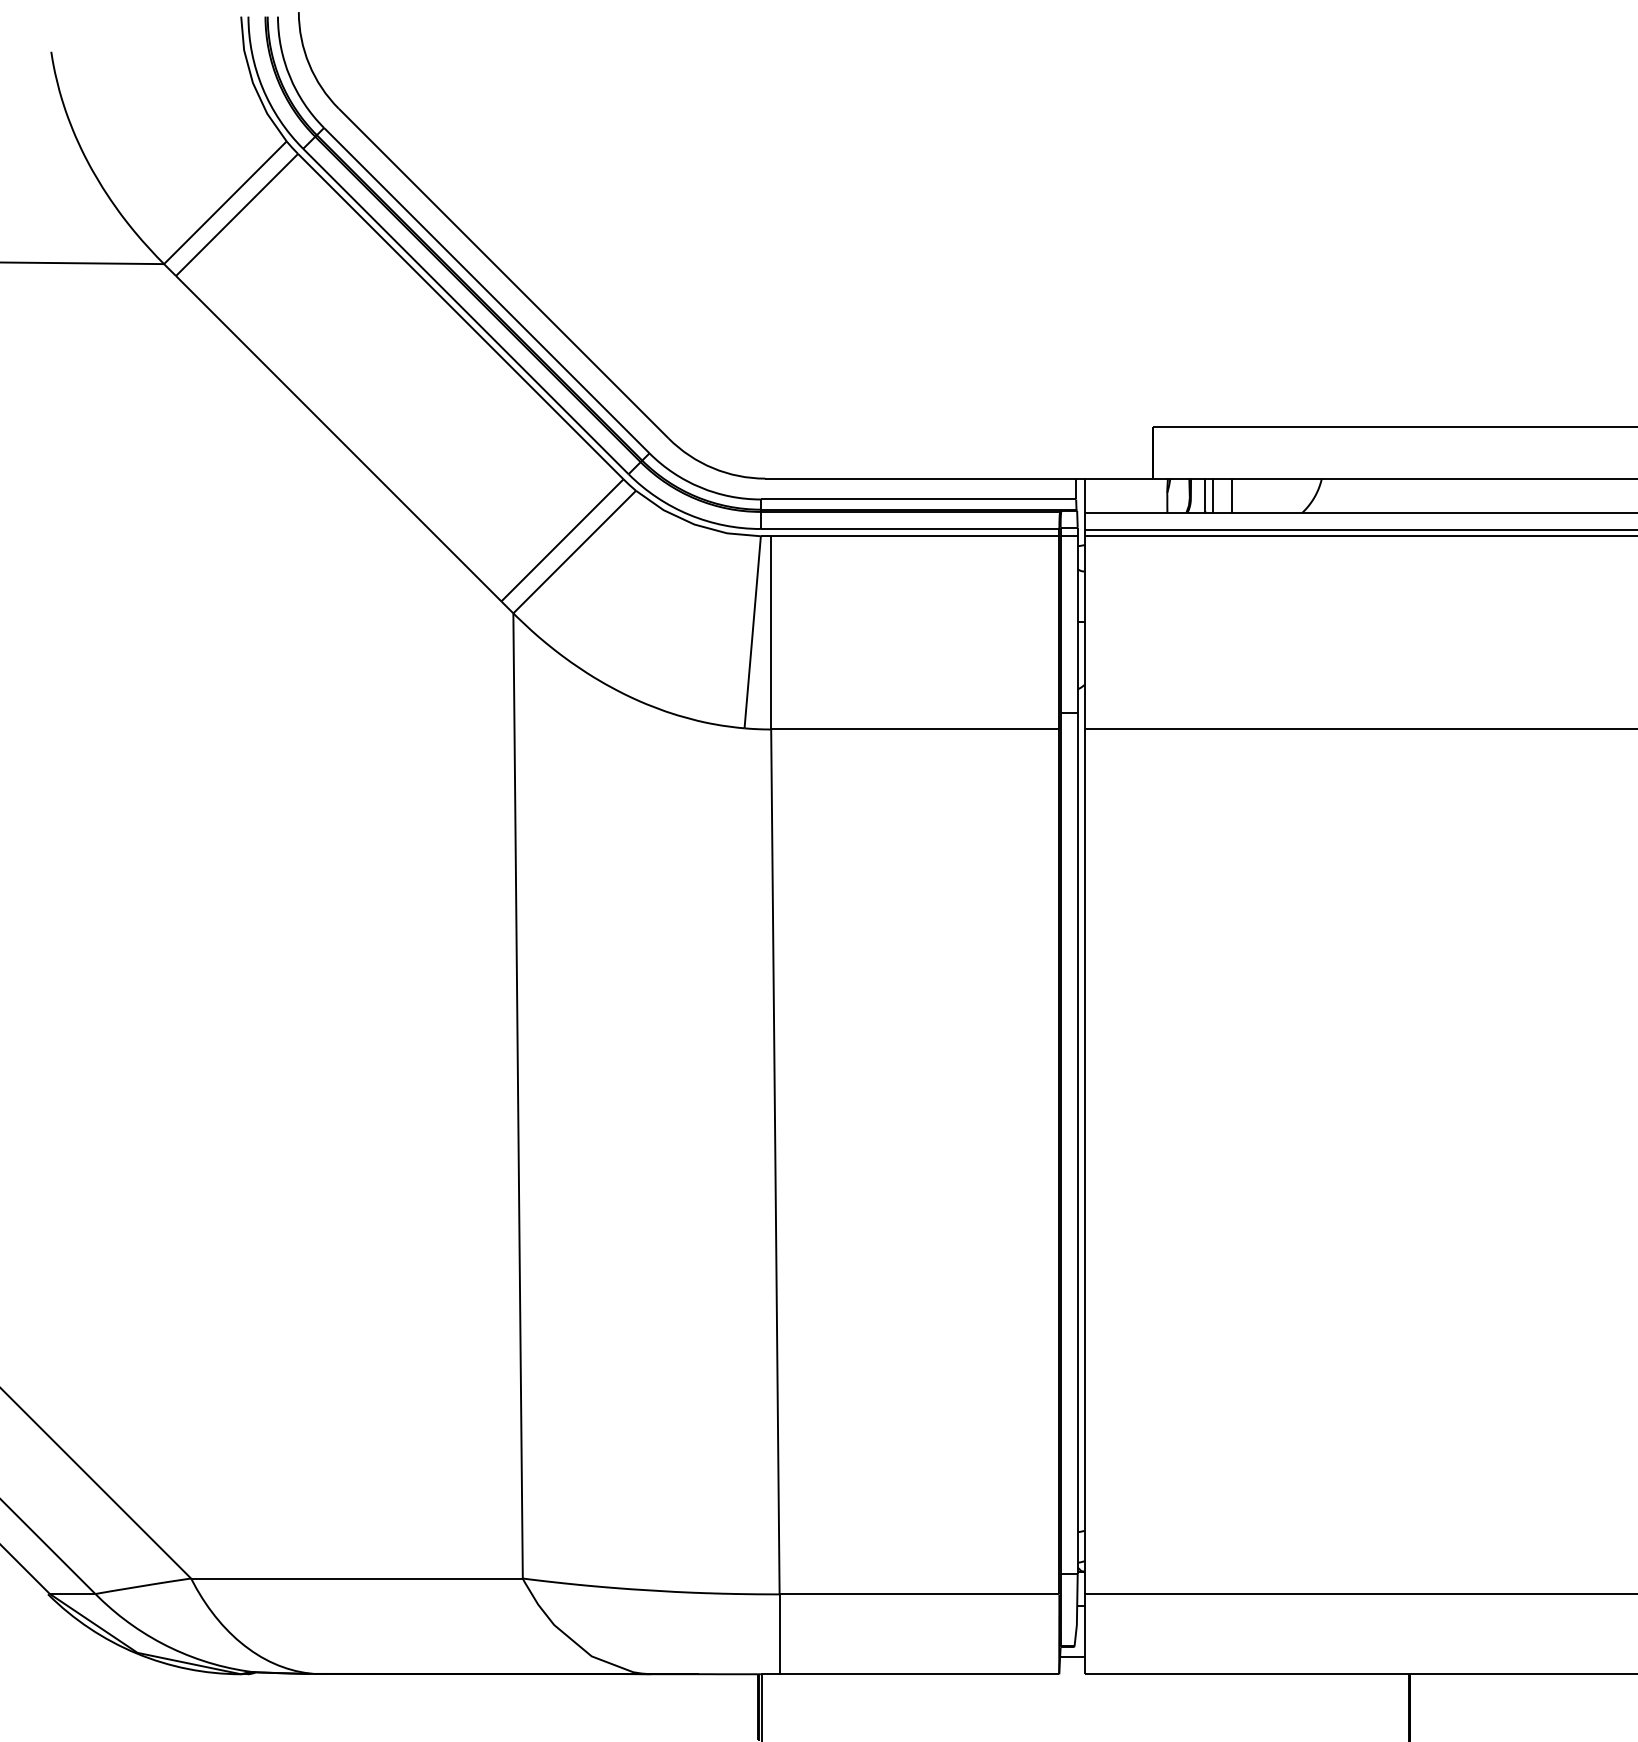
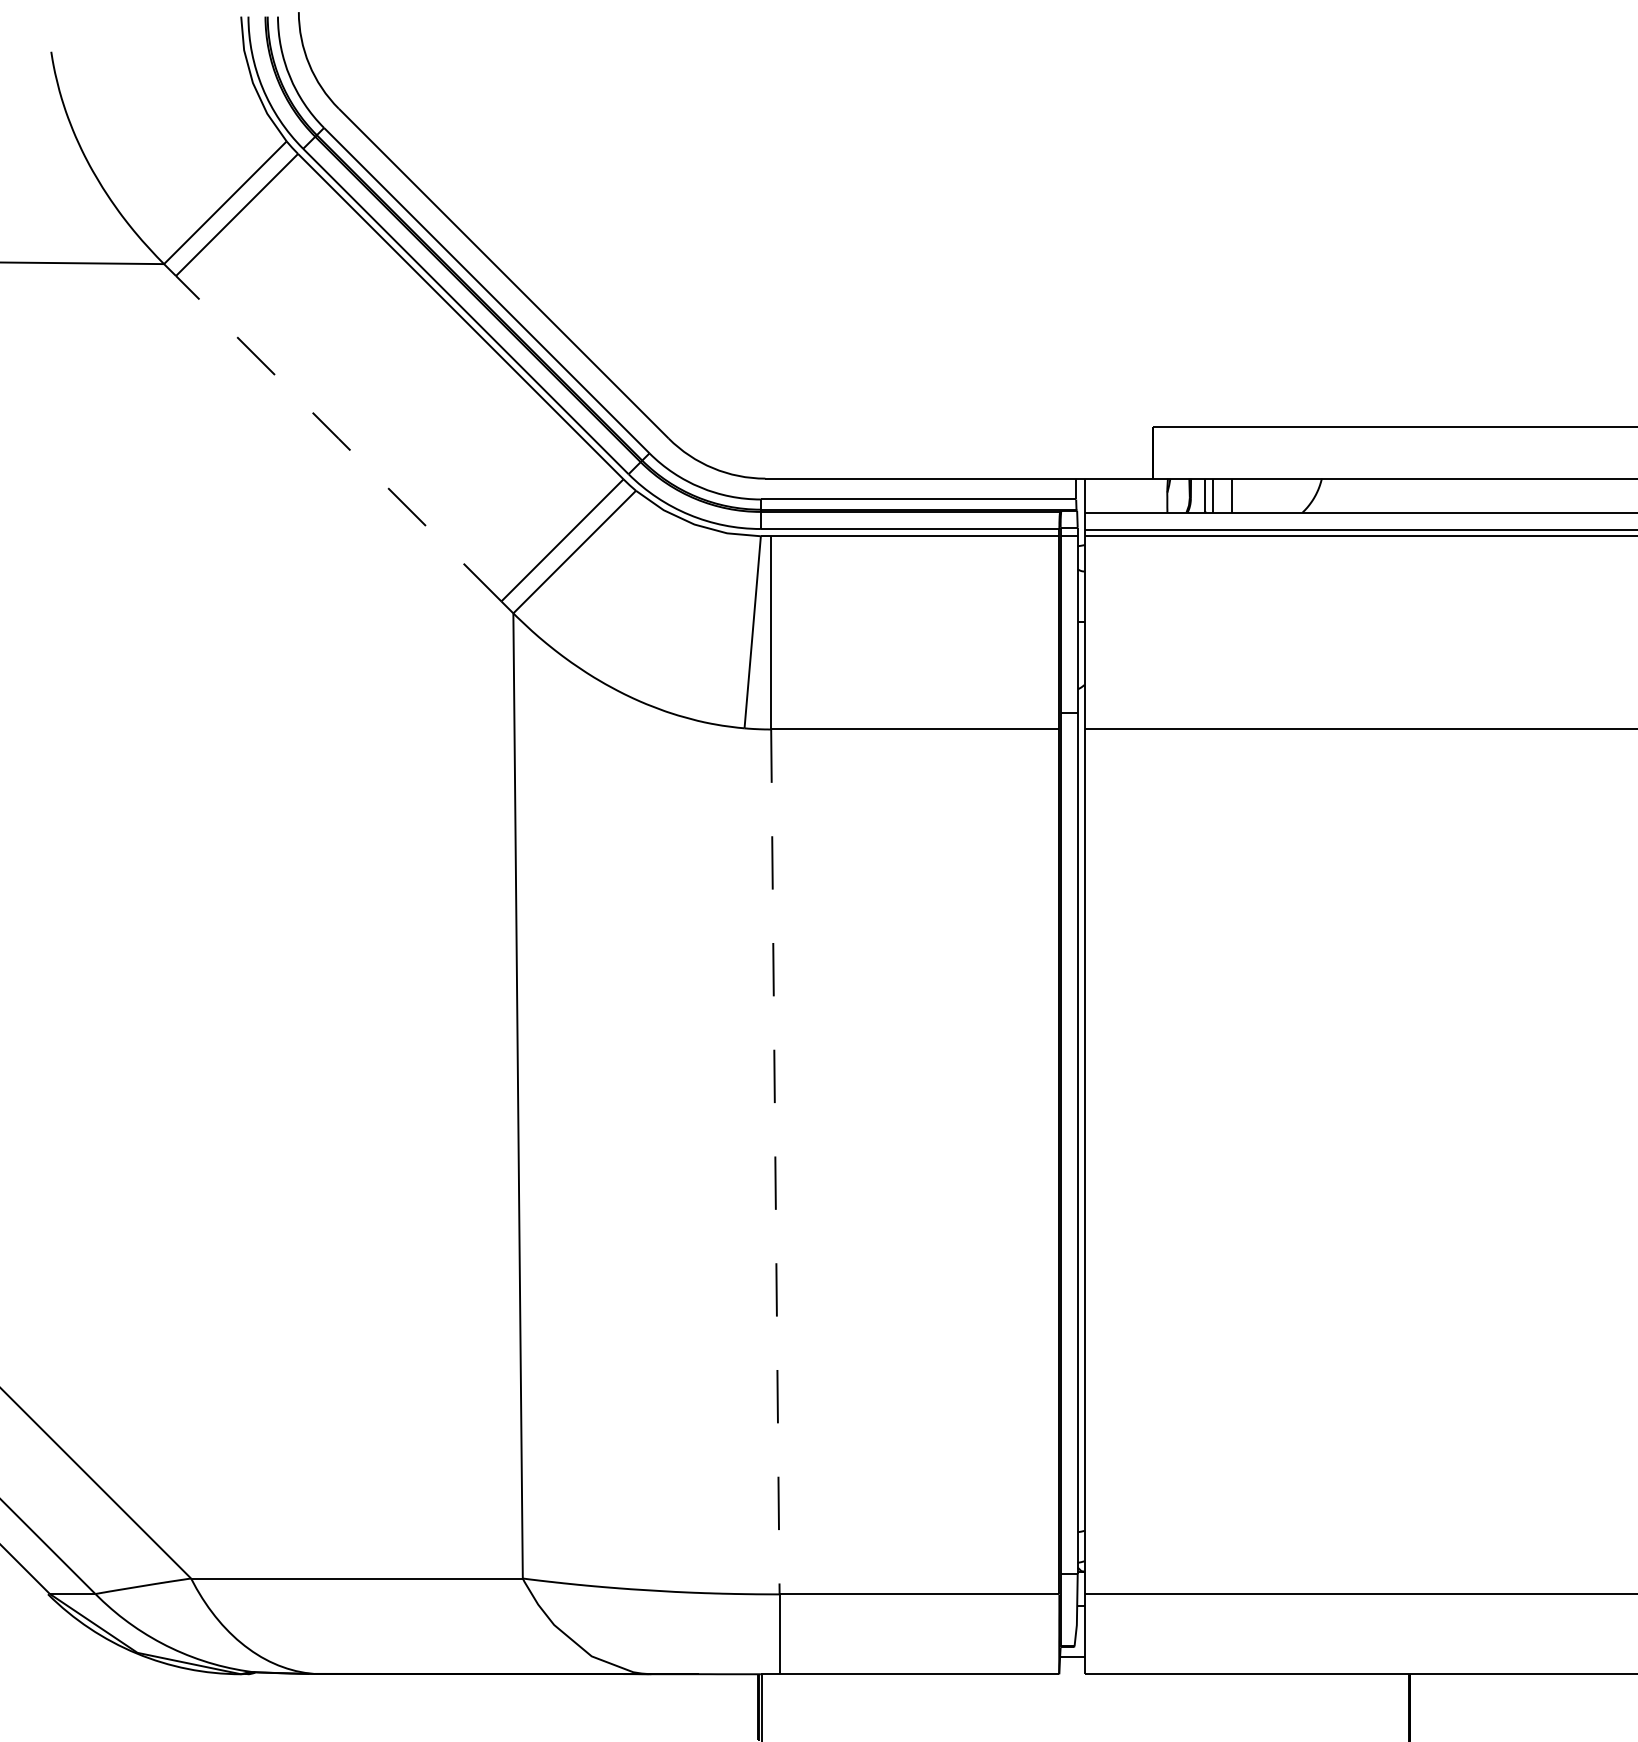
line: solid -> dashed (338, 438)
line: solid -> dashed (775, 1162)
